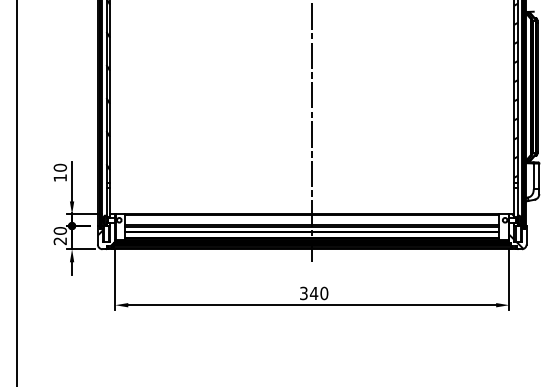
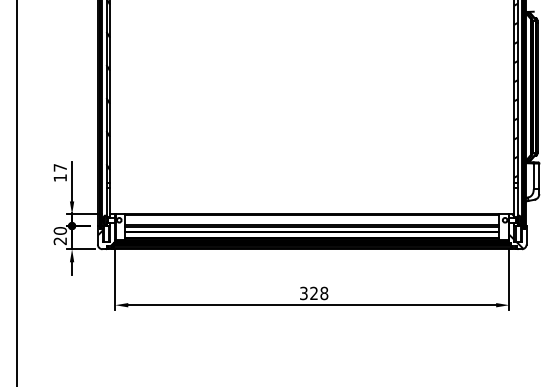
line: present -> none (312, 132)
text: 10 -> 17 (59, 167)
text: 340 -> 328 (318, 292)
